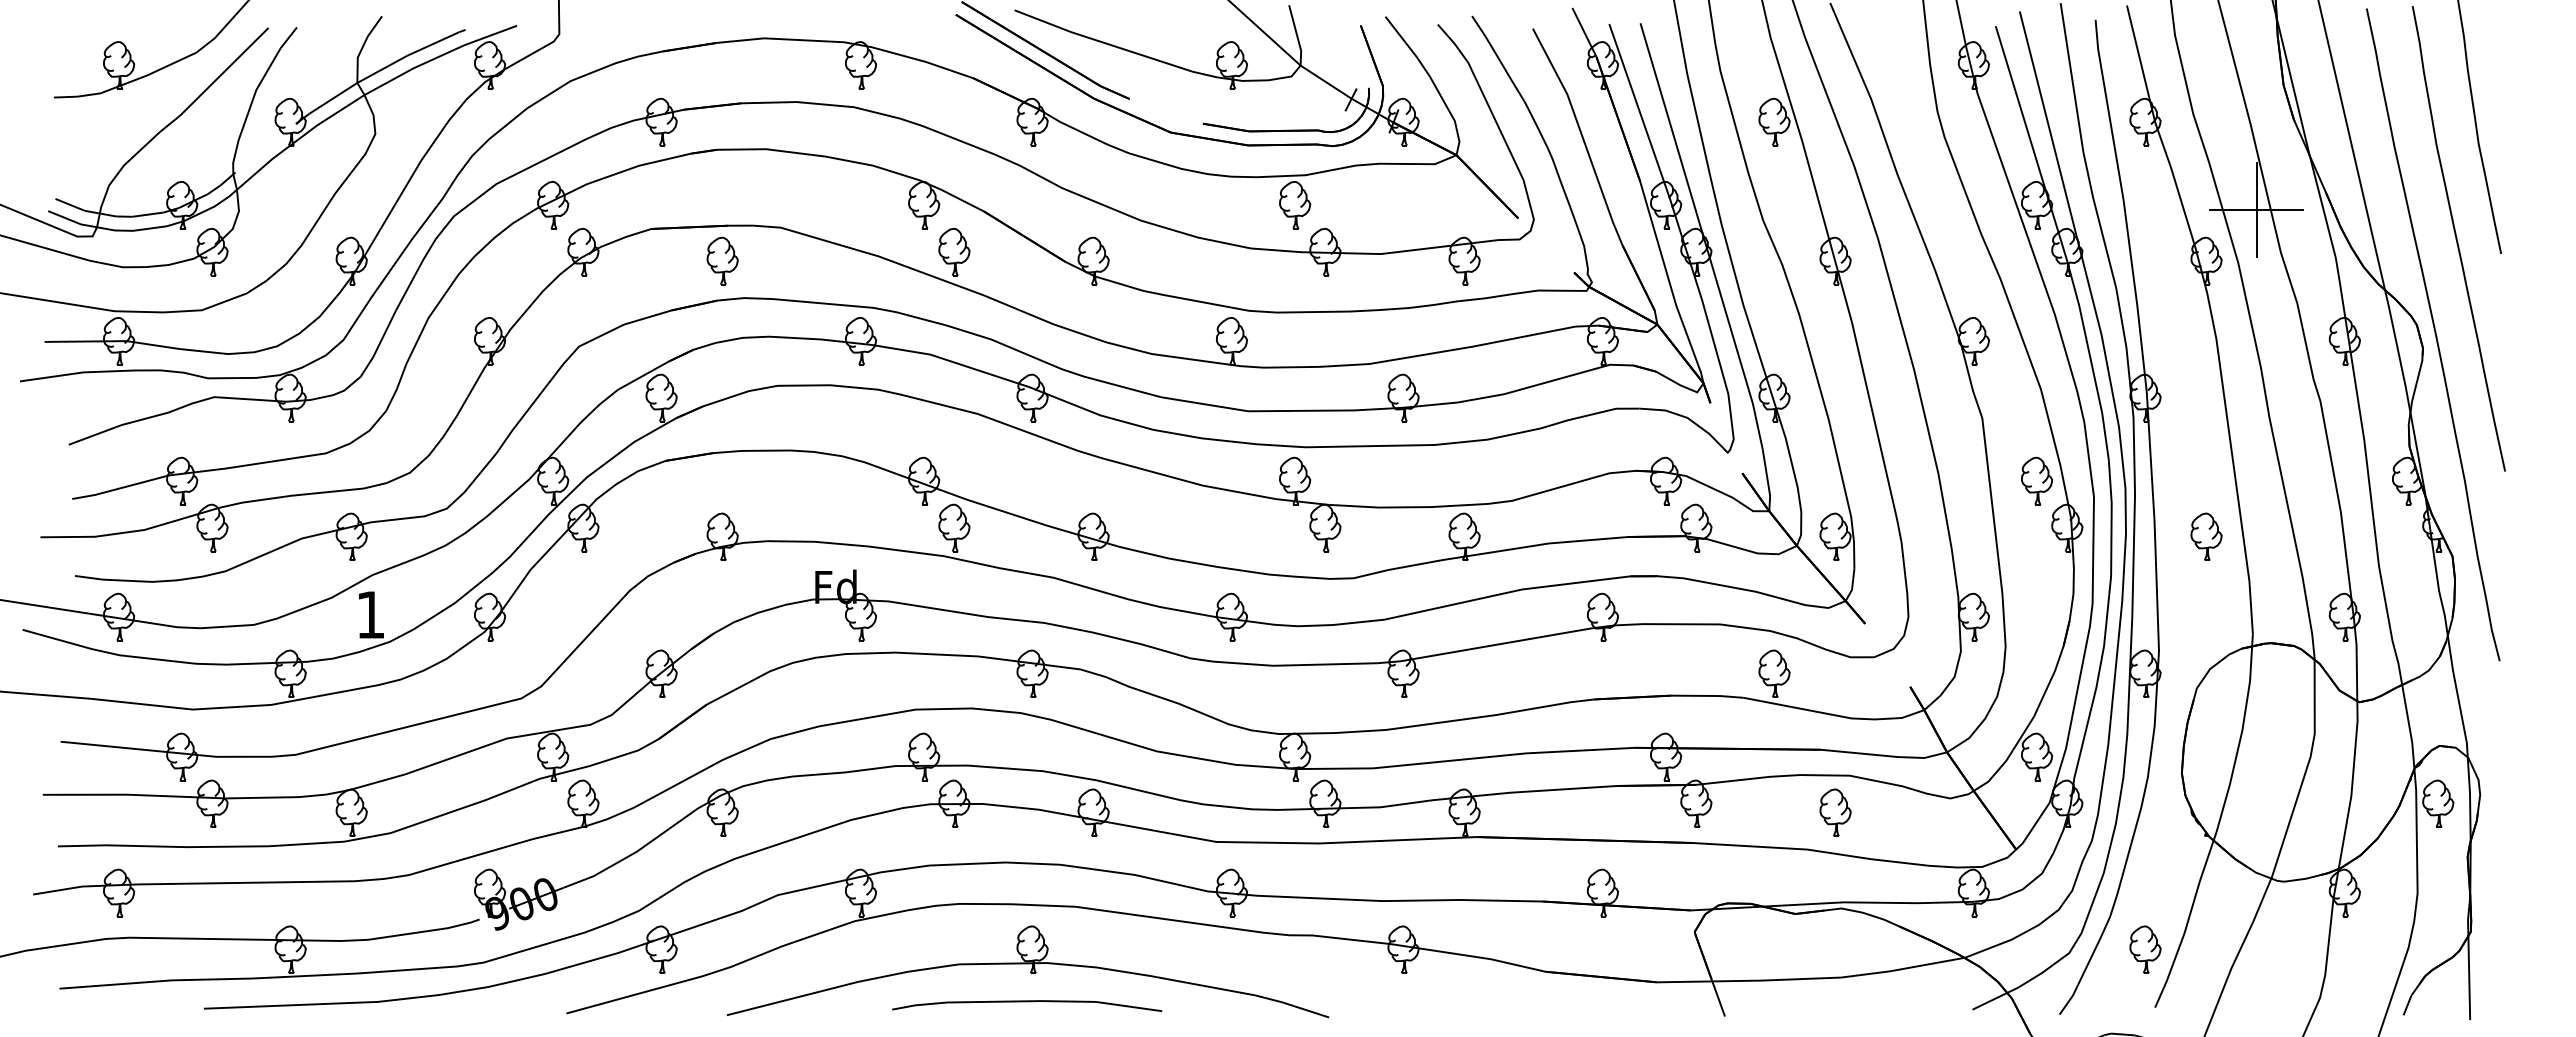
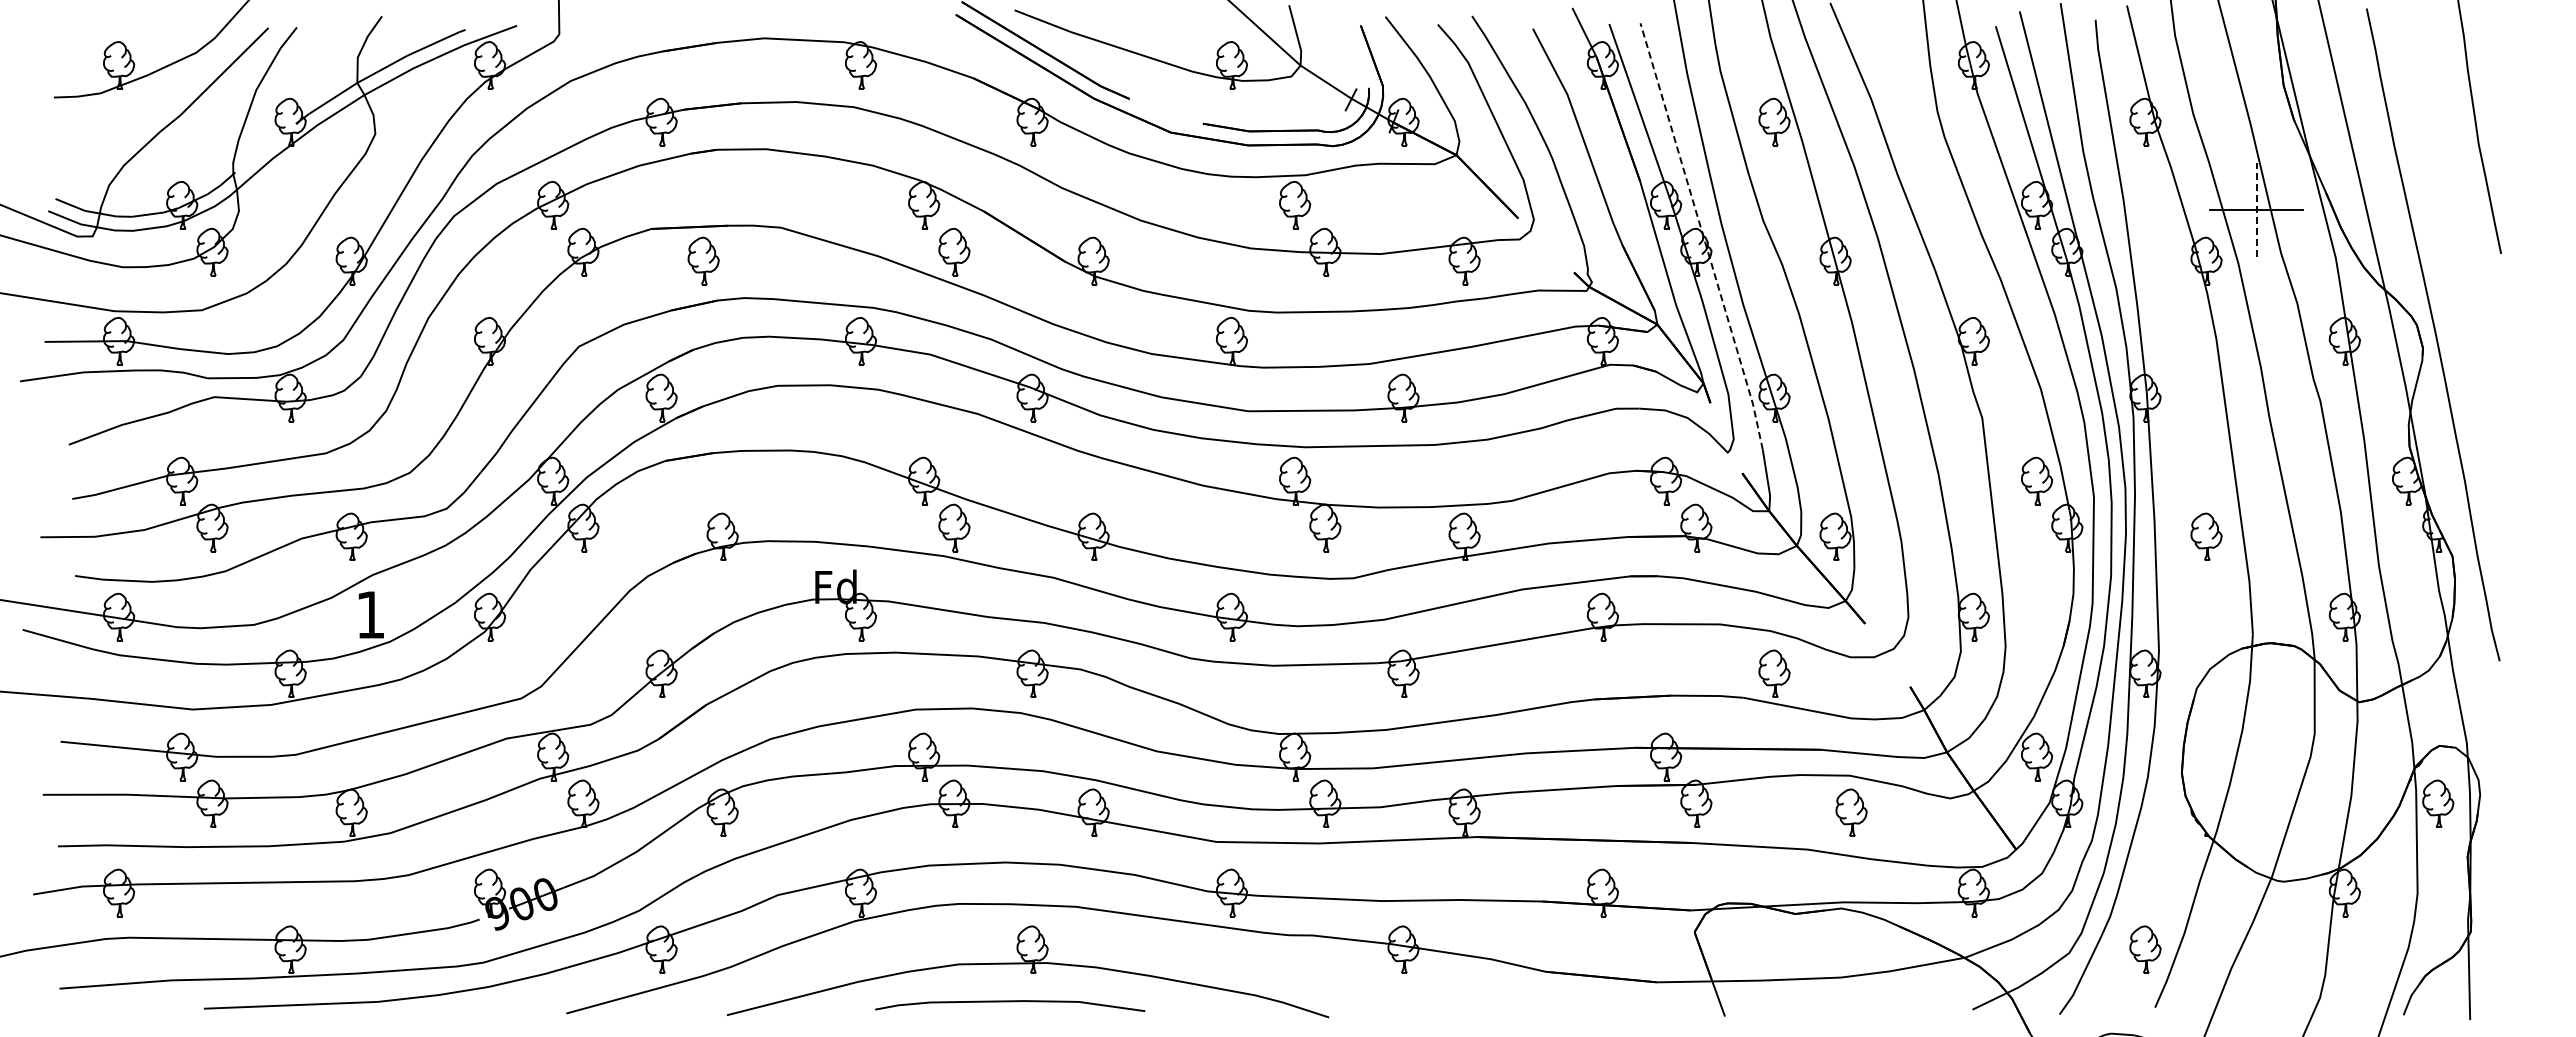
line: solid -> dashed (2256, 210)
line: solid -> dashed (1703, 236)
curve: present -> none (2457, 238)
part position: (722, 260) -> (703, 260) (703, 260)
part position: (1835, 812) -> (1851, 812) (1851, 812)
curve position: (1027, 1002) -> (1010, 1002) (1010, 1002)
